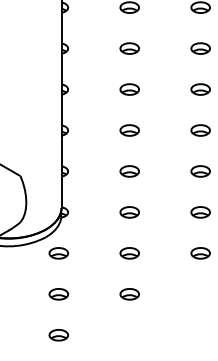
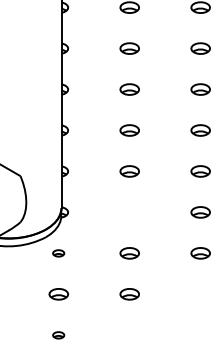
part: present -> none (129, 212)
part size: 21x13 px -> 14x9 px (58, 253)
part size: 21x13 px -> 14x9 px (58, 335)
